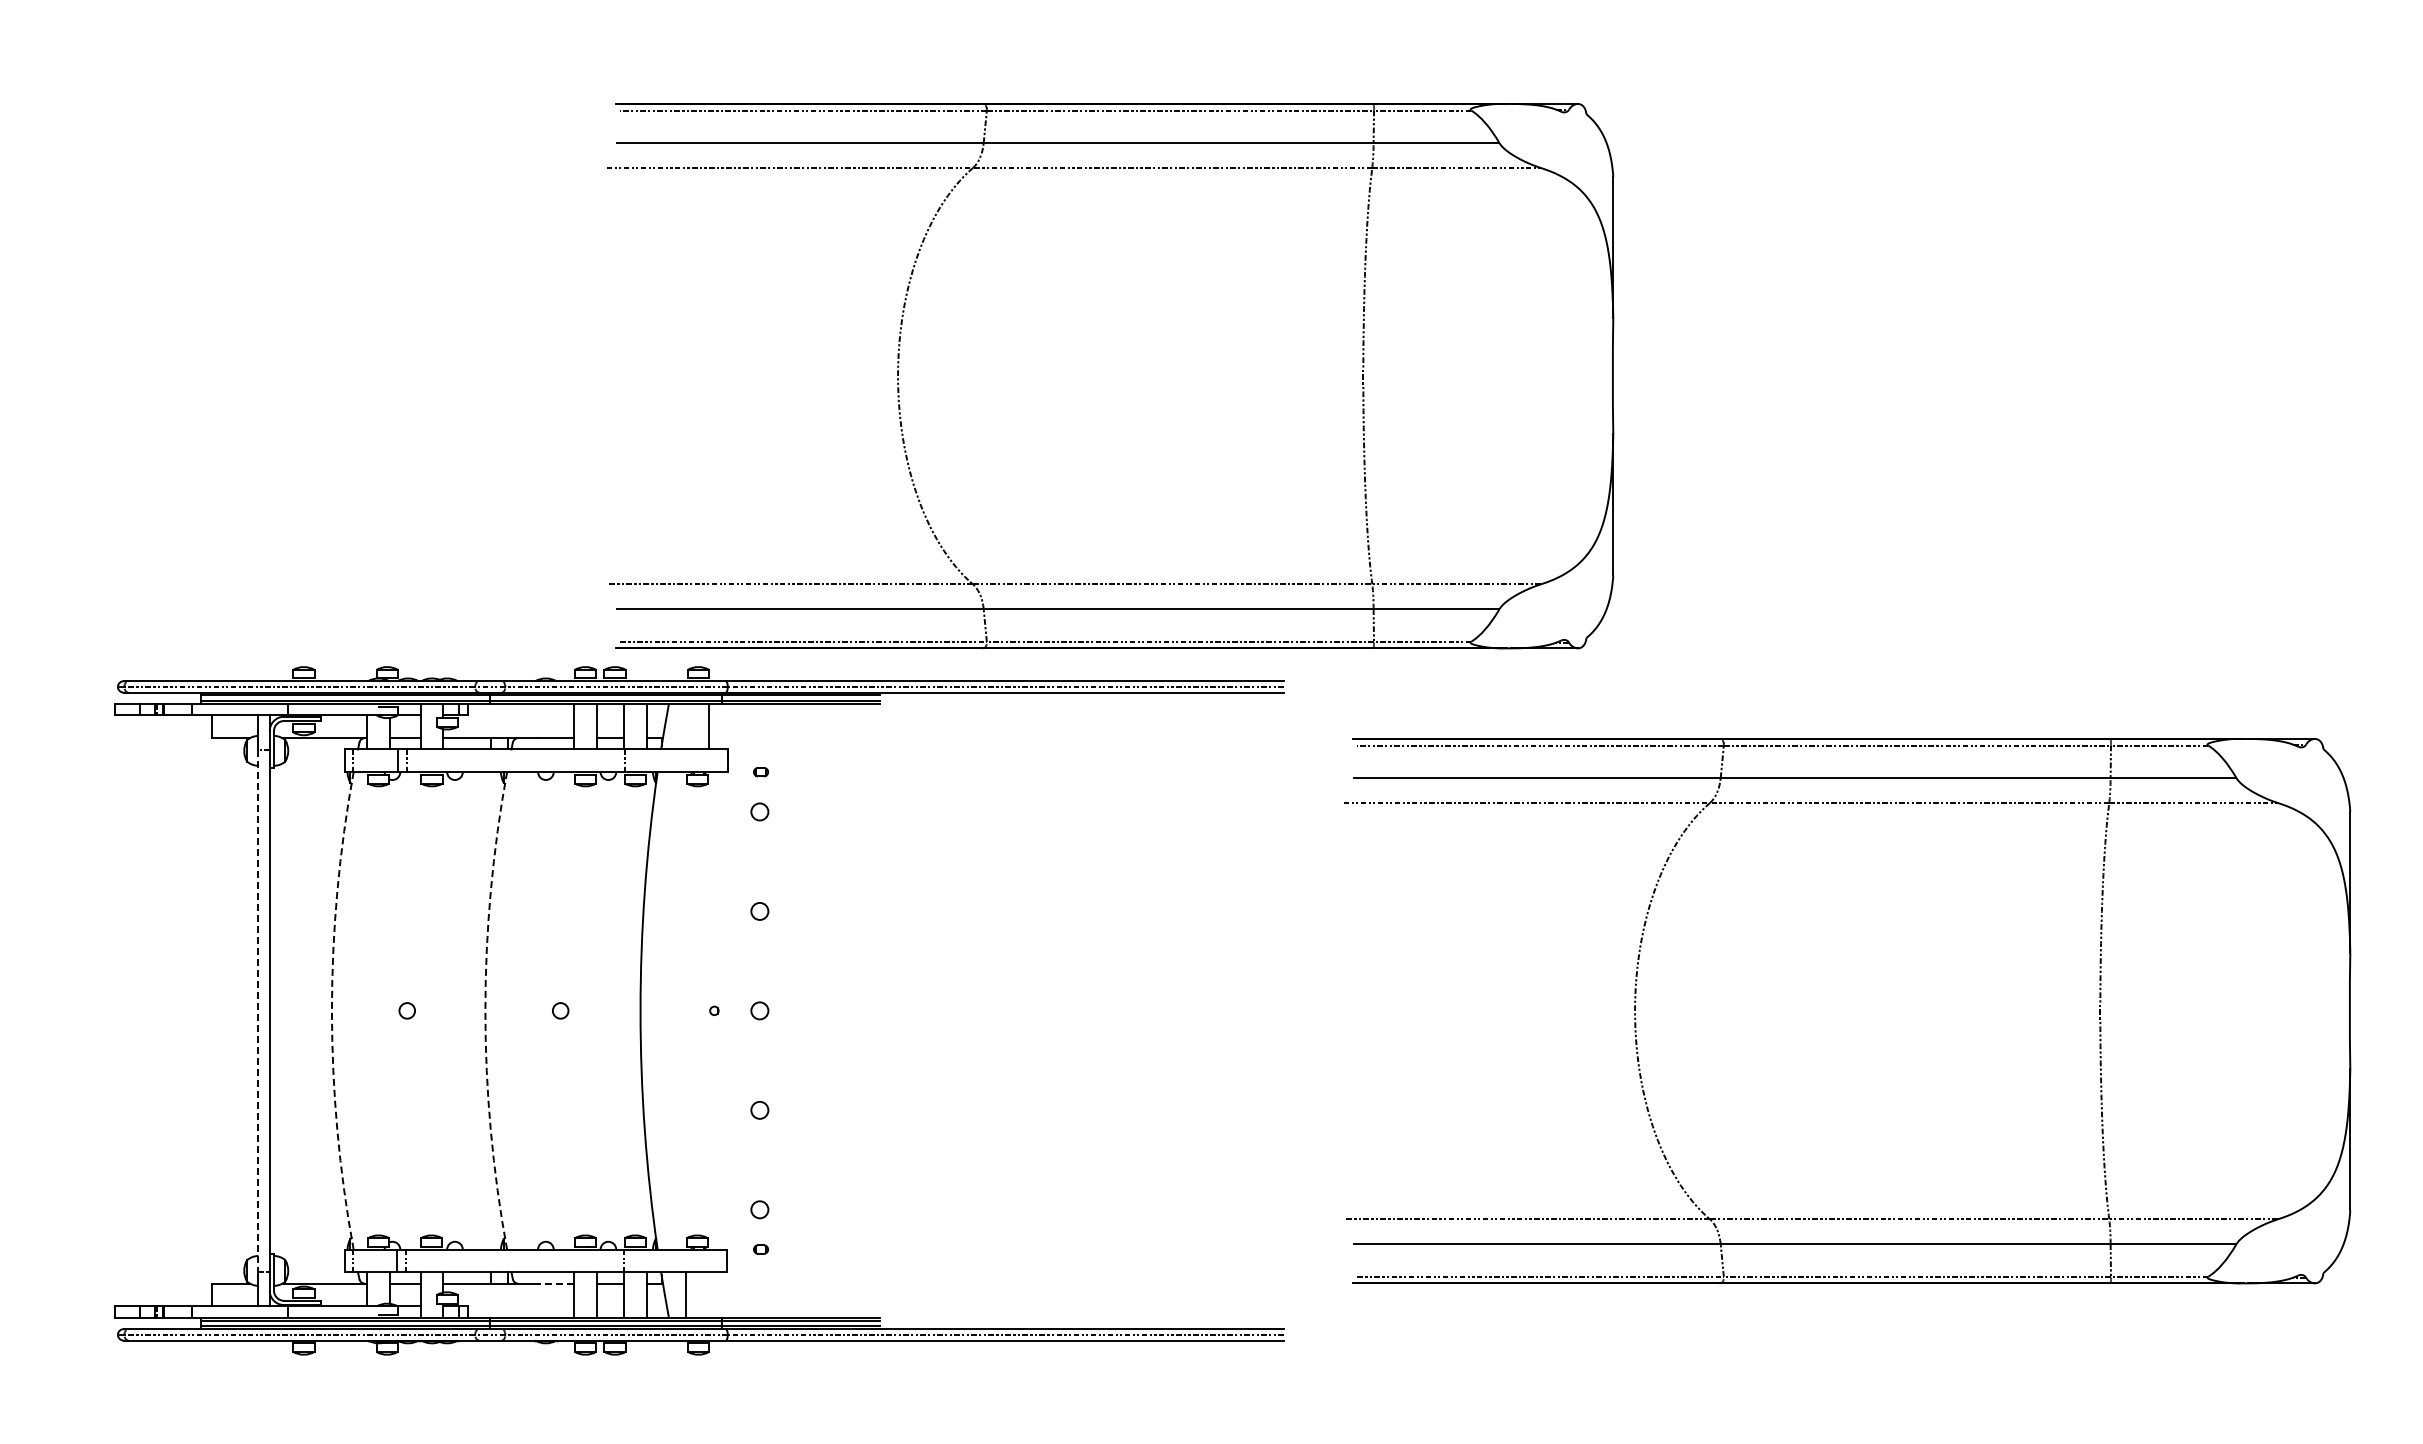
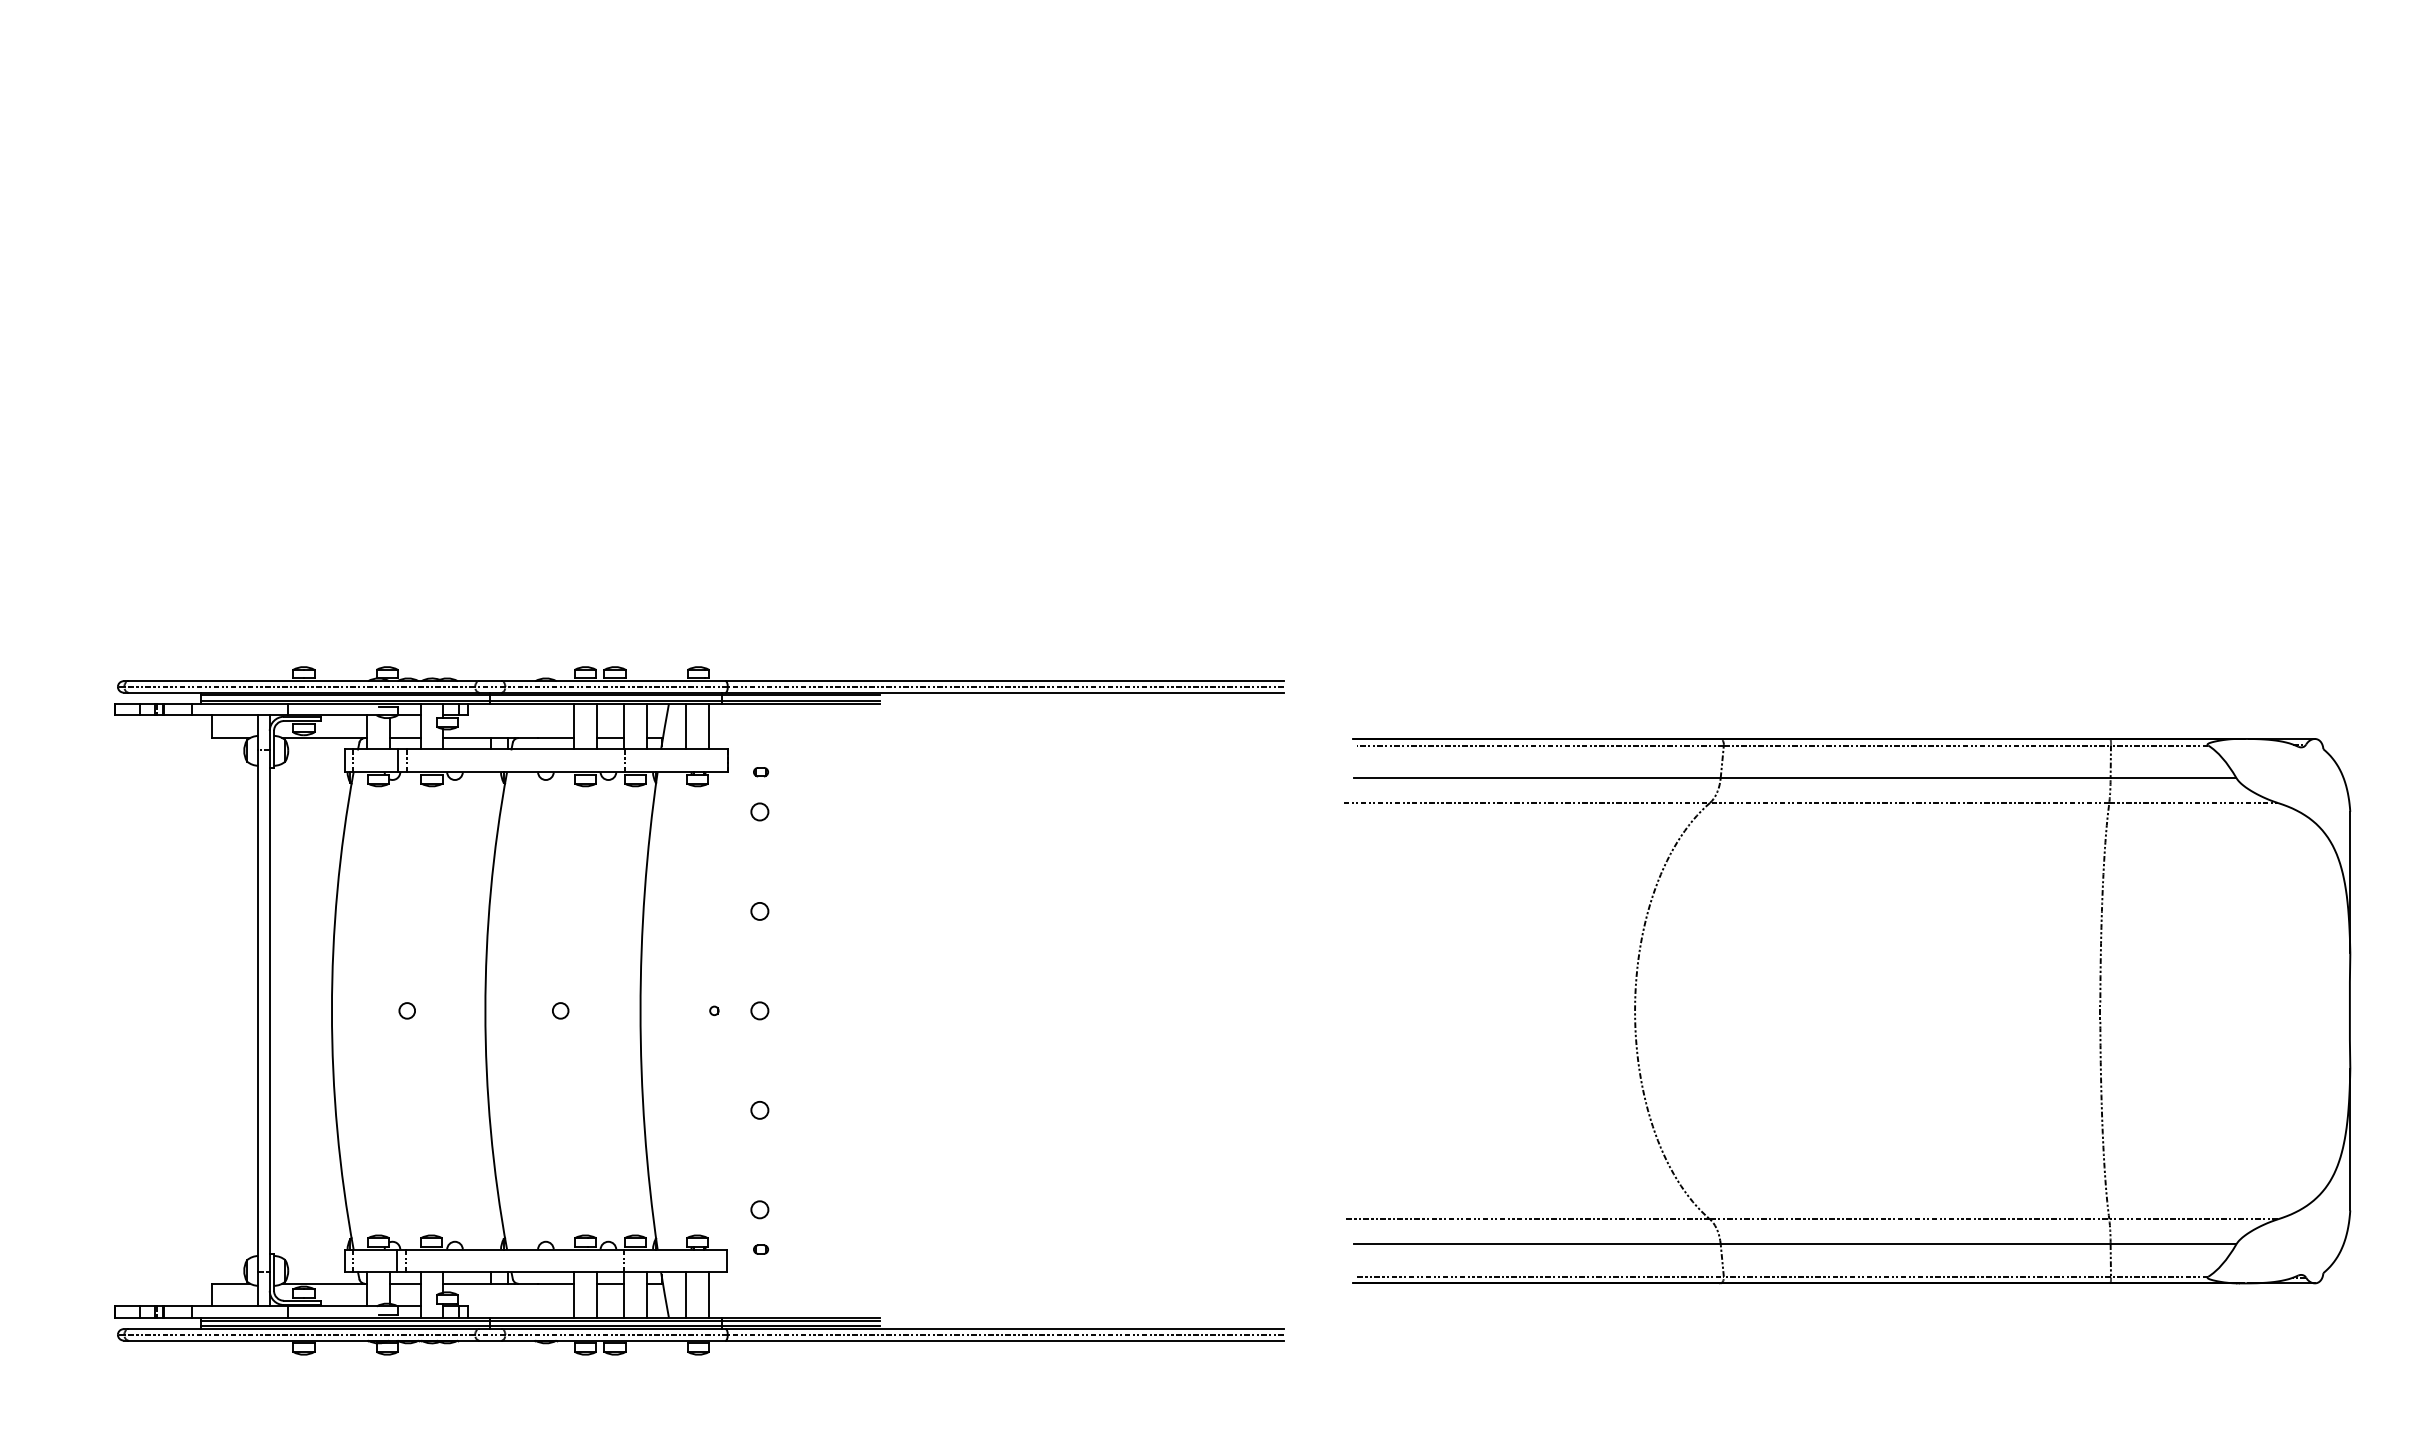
part: present -> none (1110, 583)
line: none -> present (686, 726)
arc: dashed -> solid (331, 1010)
arc: dashed -> solid (485, 1010)
line: dashed -> solid (258, 1011)
line: dashed -> solid (555, 1283)
line: none -> present (708, 1294)
